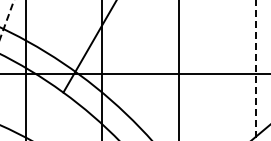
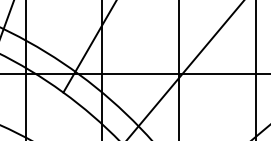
line: dashed -> solid (7, 18)
line: none -> present (185, 69)
line: dashed -> solid (255, 70)
